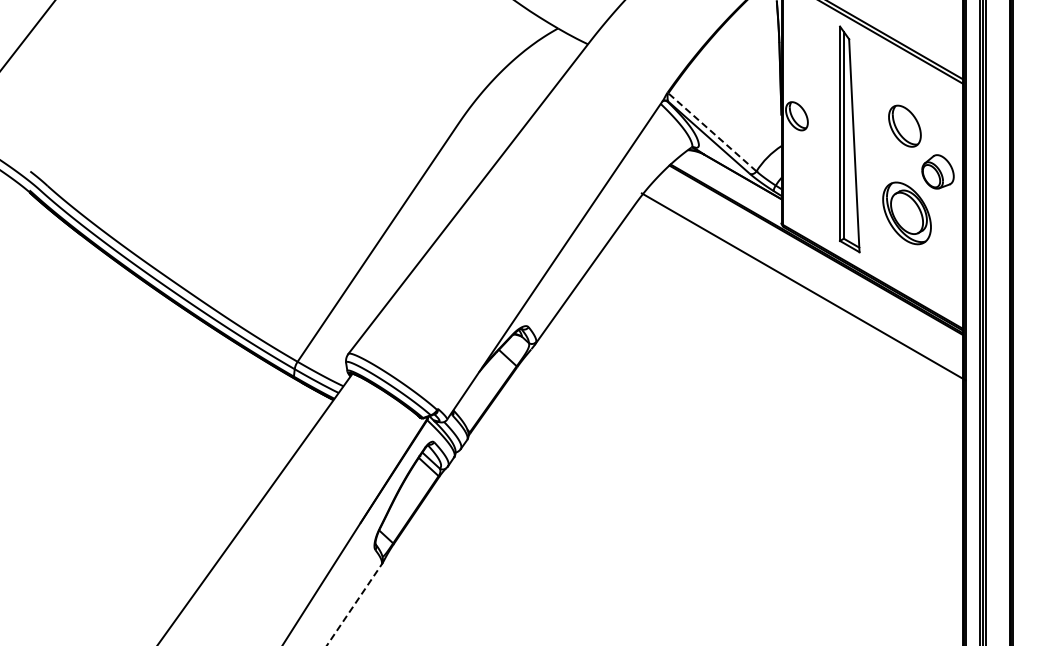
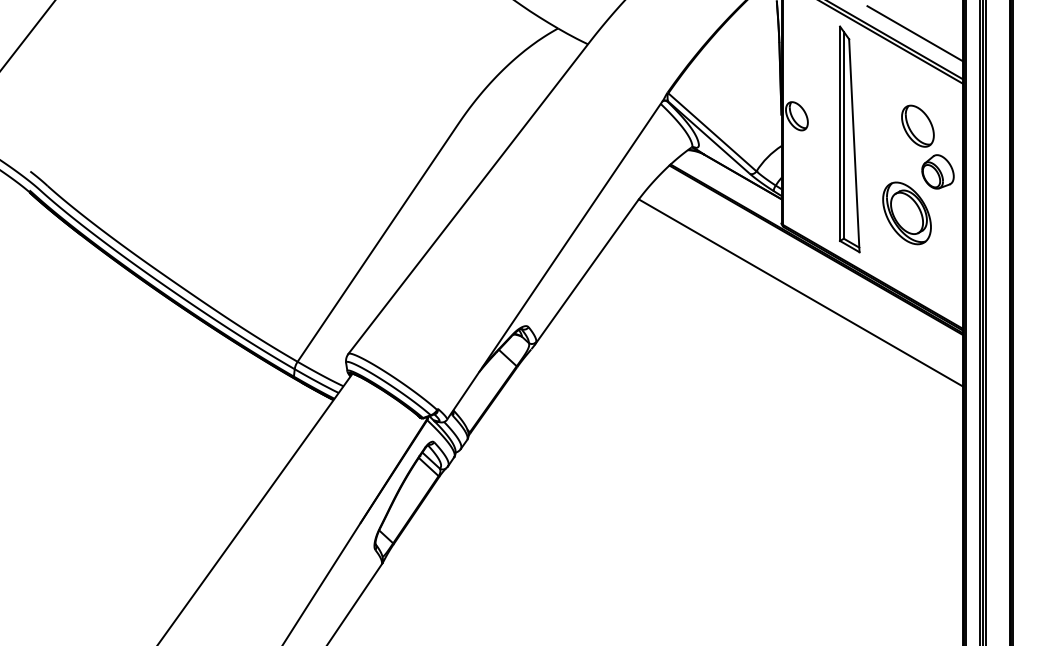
line: none -> present (914, 33)
part position: (904, 125) -> (917, 125) (917, 125)
line: dashed -> solid (712, 132)
line position: (803, 286) -> (800, 292) (800, 292)
line: dashed -> solid (354, 604)
